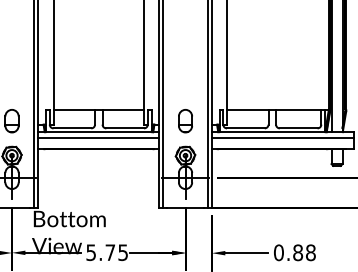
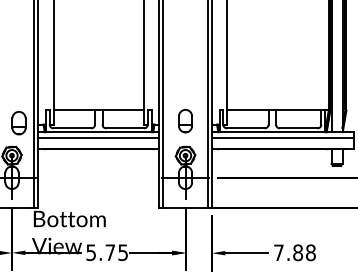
part position: (11, 121) -> (18, 123) (18, 123)
text: 0.88 -> 7.88 (278, 252)
